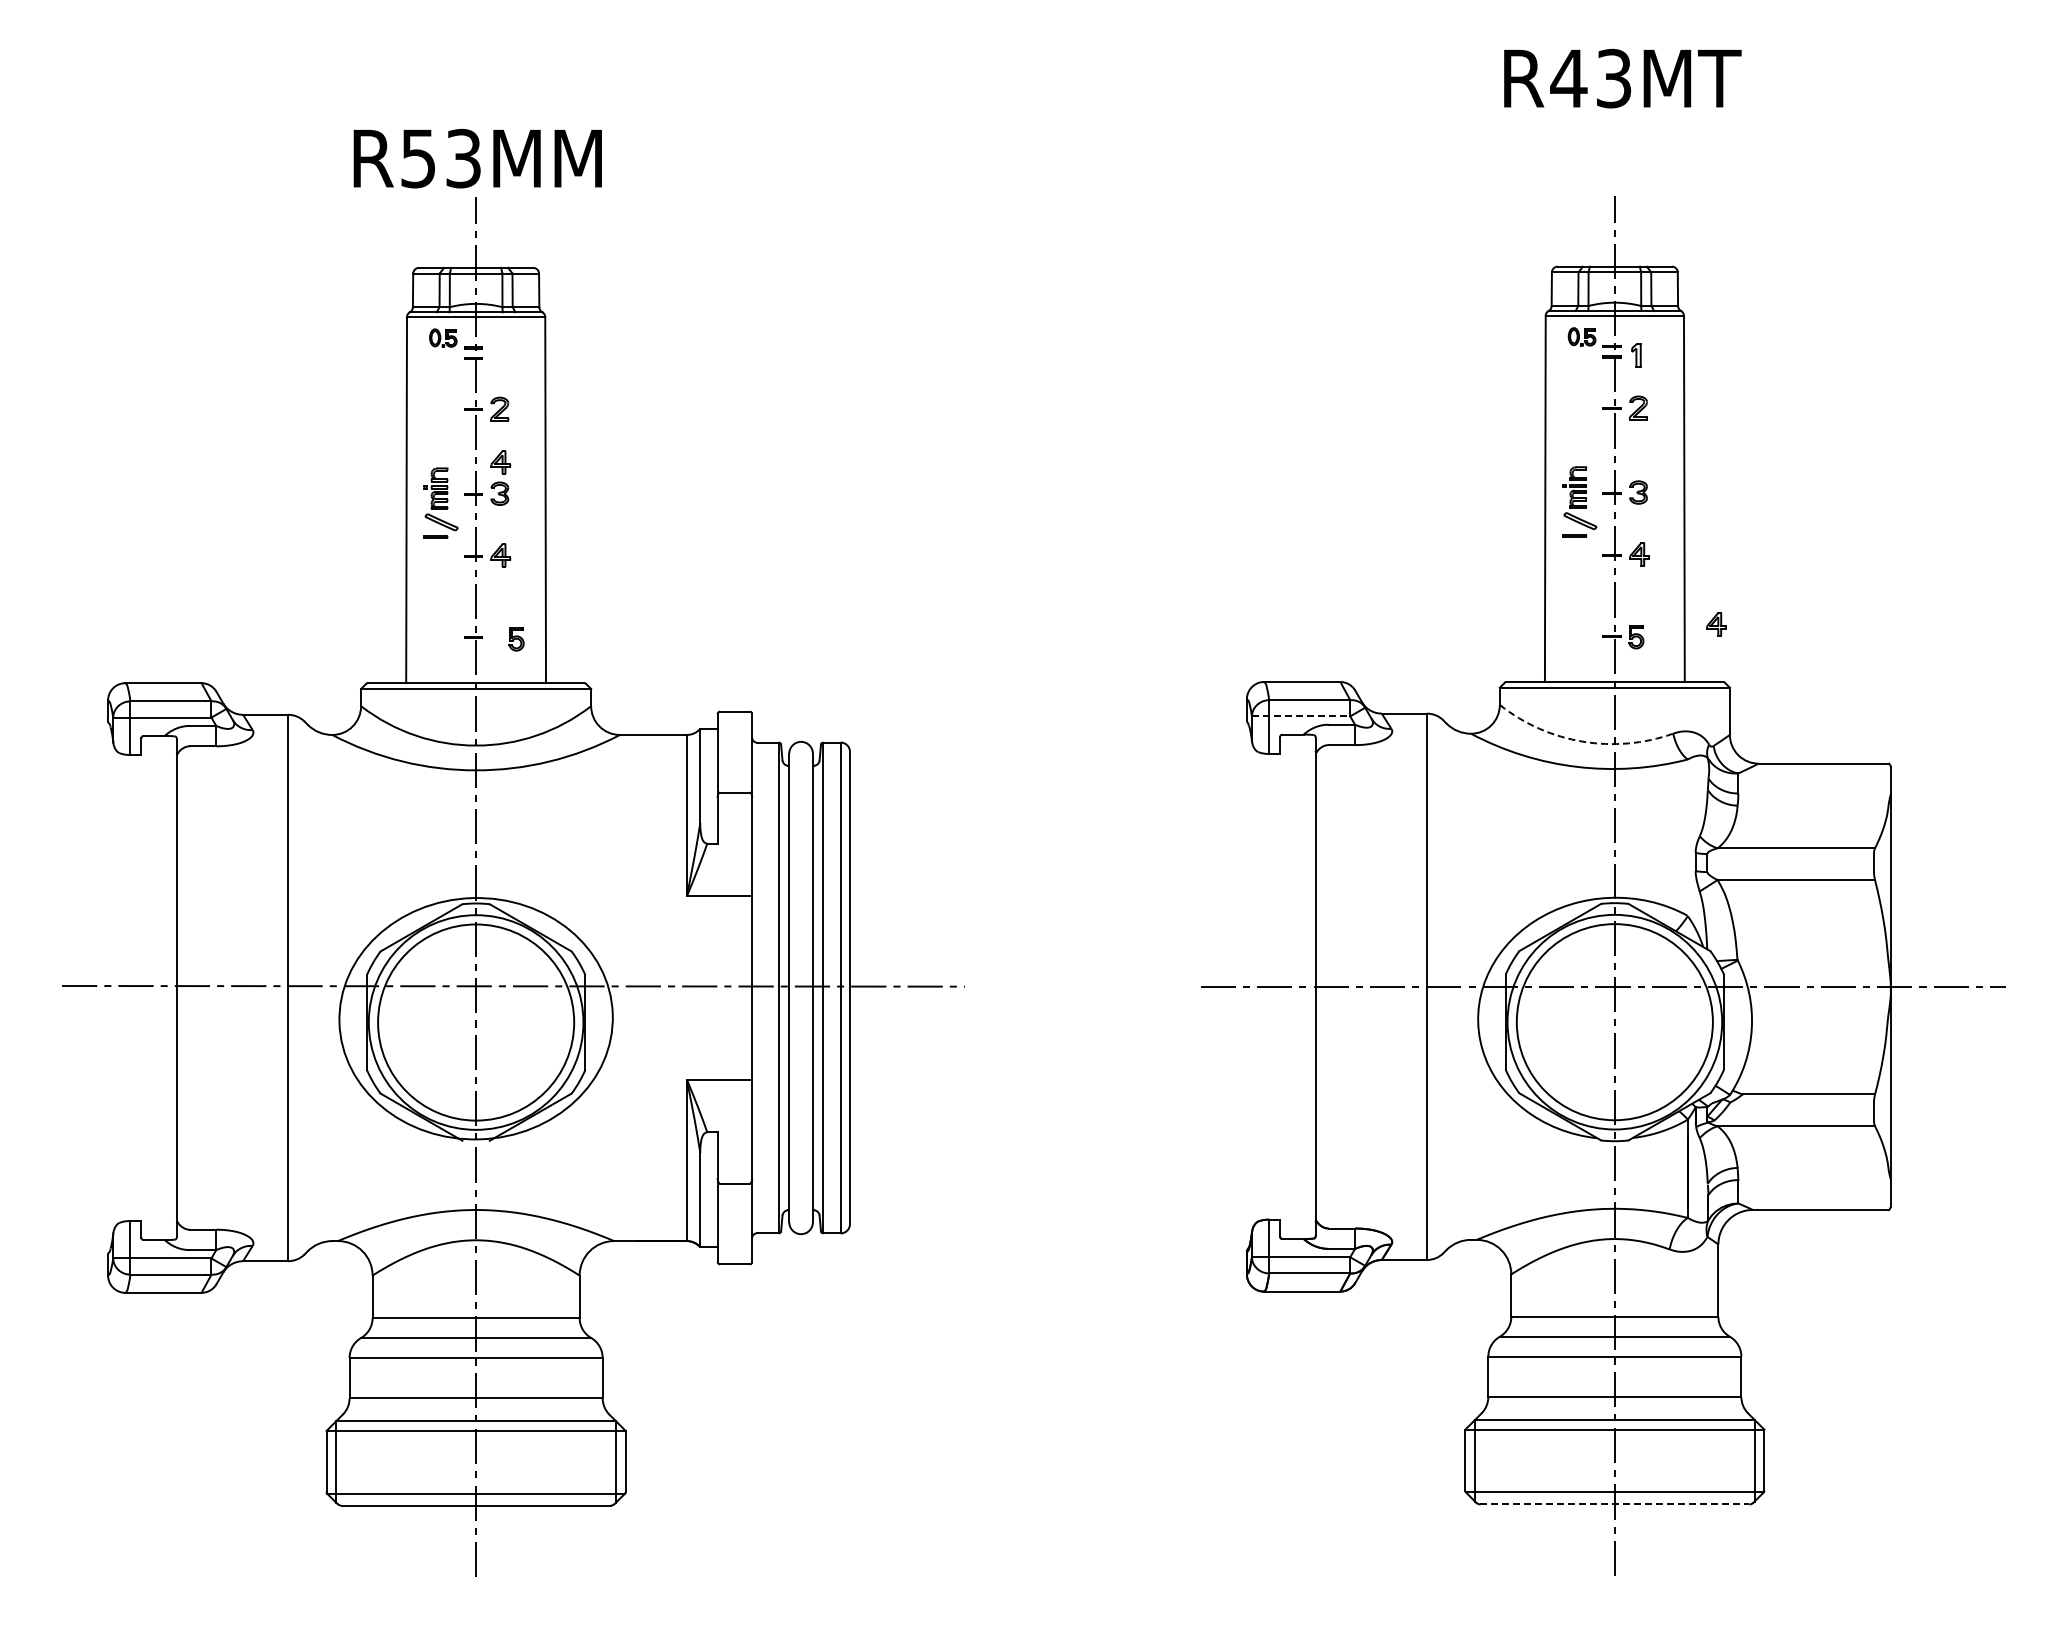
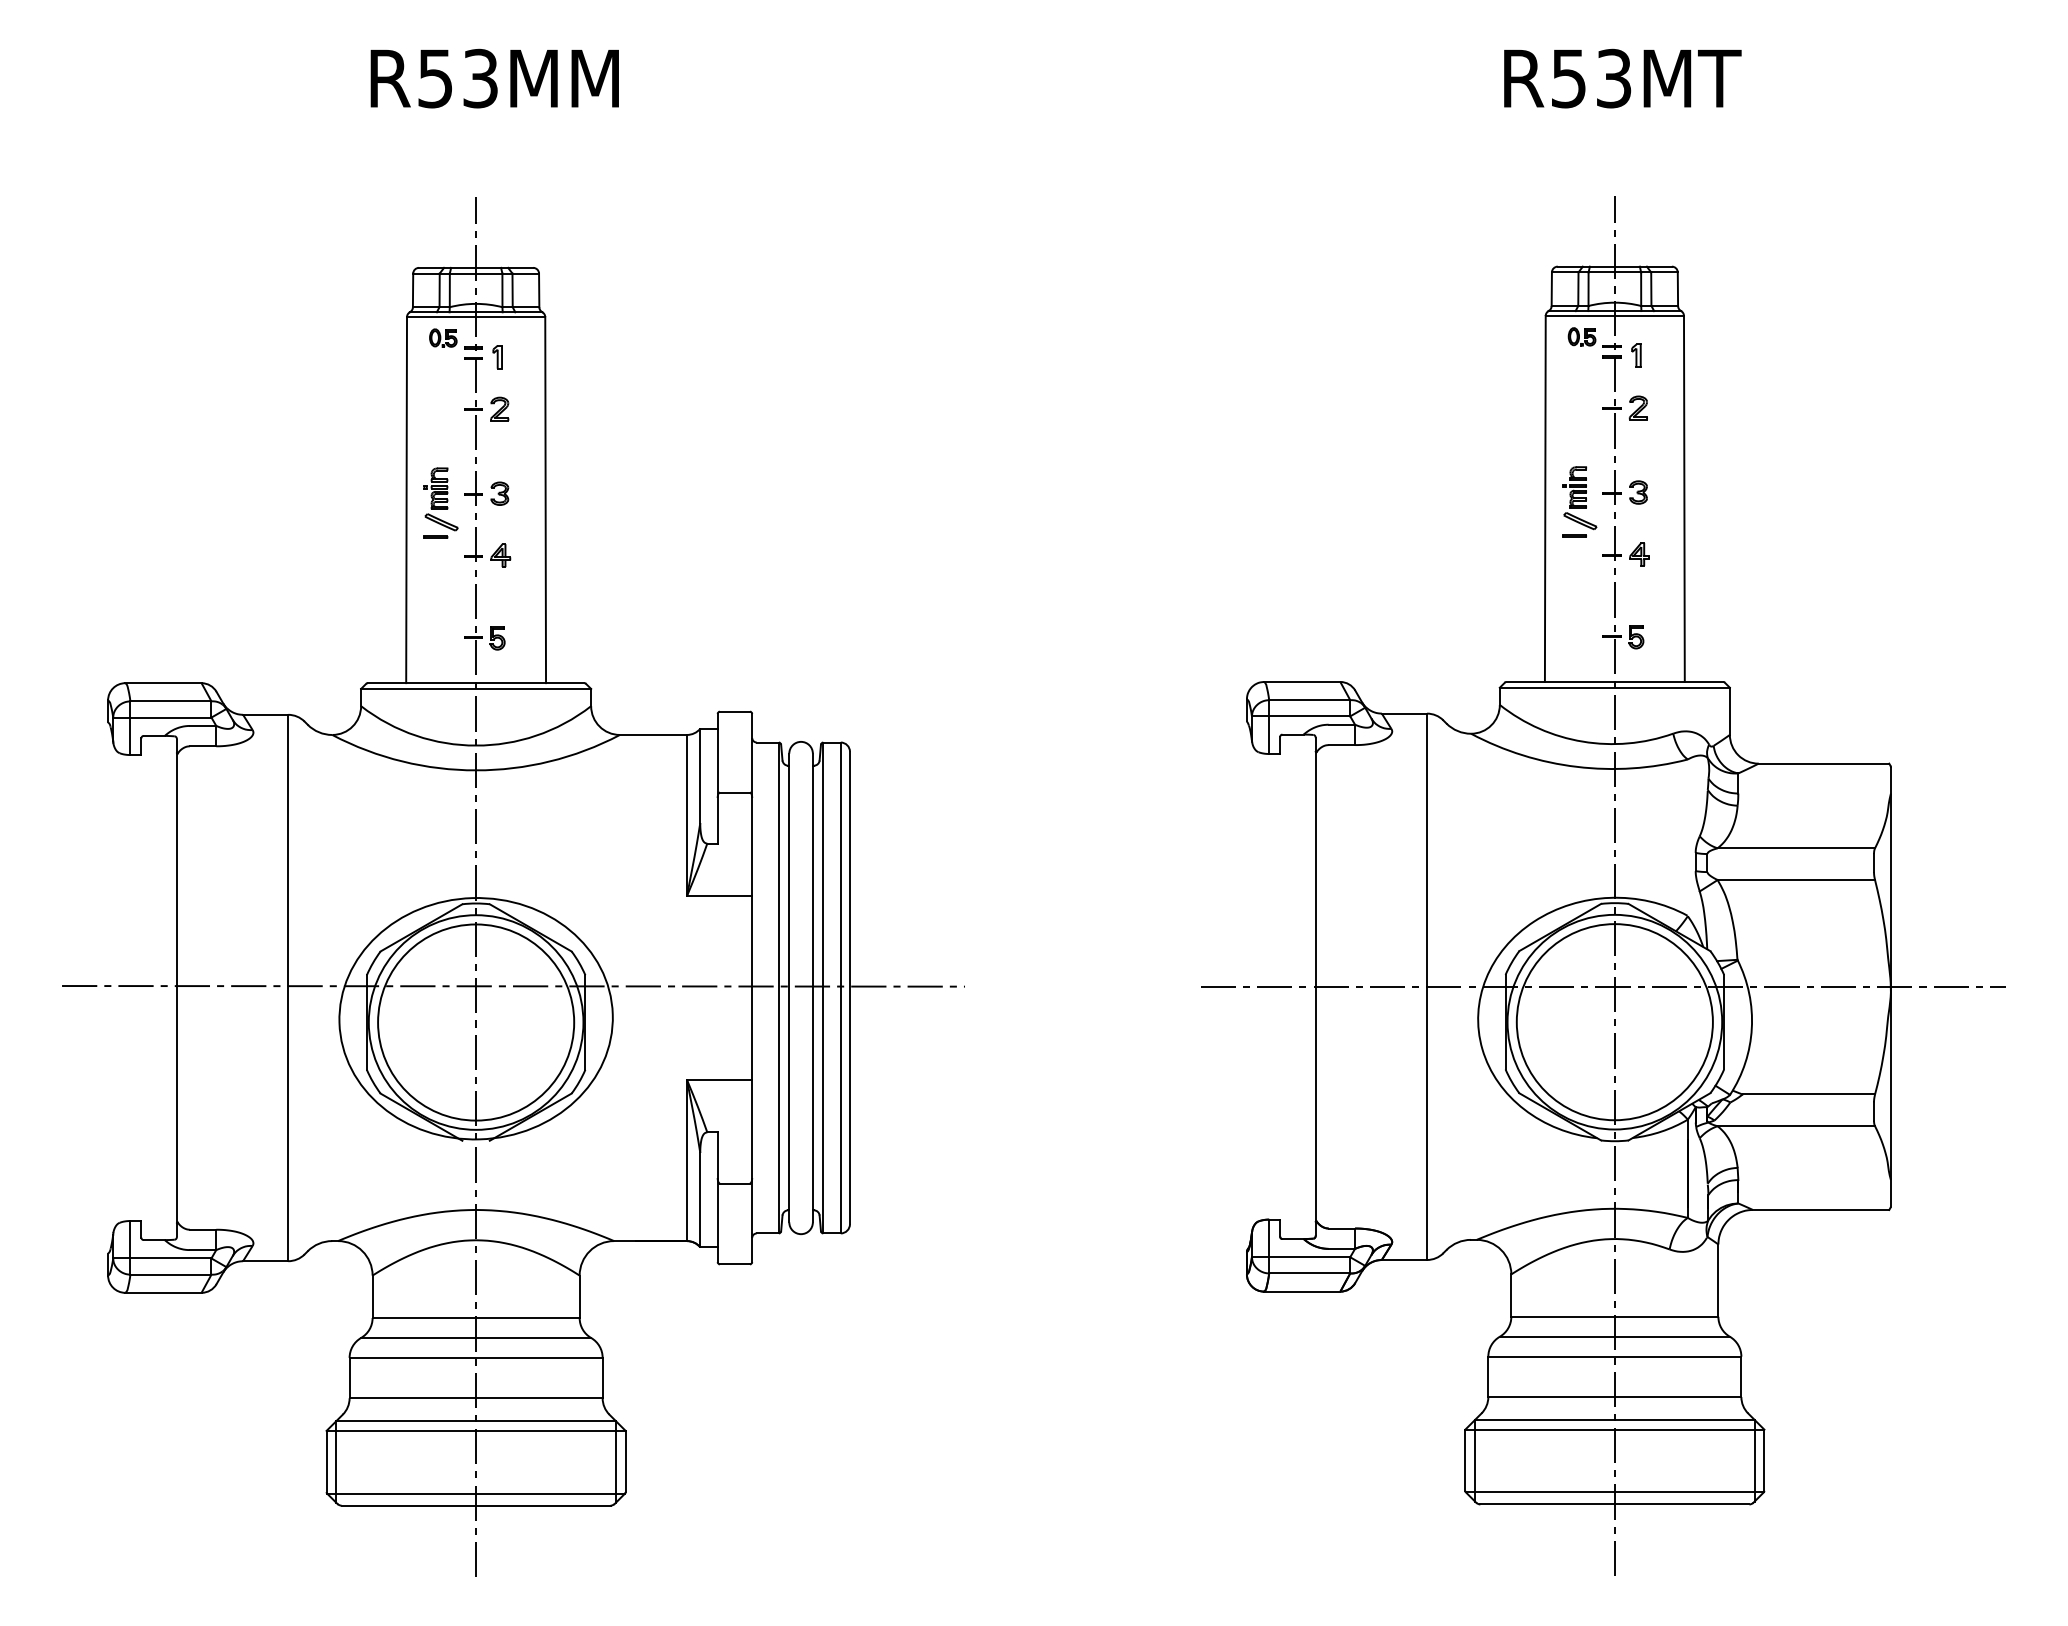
text: R43MT -> R53MT (1568, 78)
text position: (477, 158) -> (494, 78) (494, 78)
part: none -> present (497, 357)
part: present -> none (500, 462)
part: present -> none (1716, 624)
part position: (516, 639) -> (497, 638) (497, 638)
line: dashed -> solid (1301, 716)
arc: dashed -> solid (1582, 741)
line: dashed -> solid (1615, 1504)
